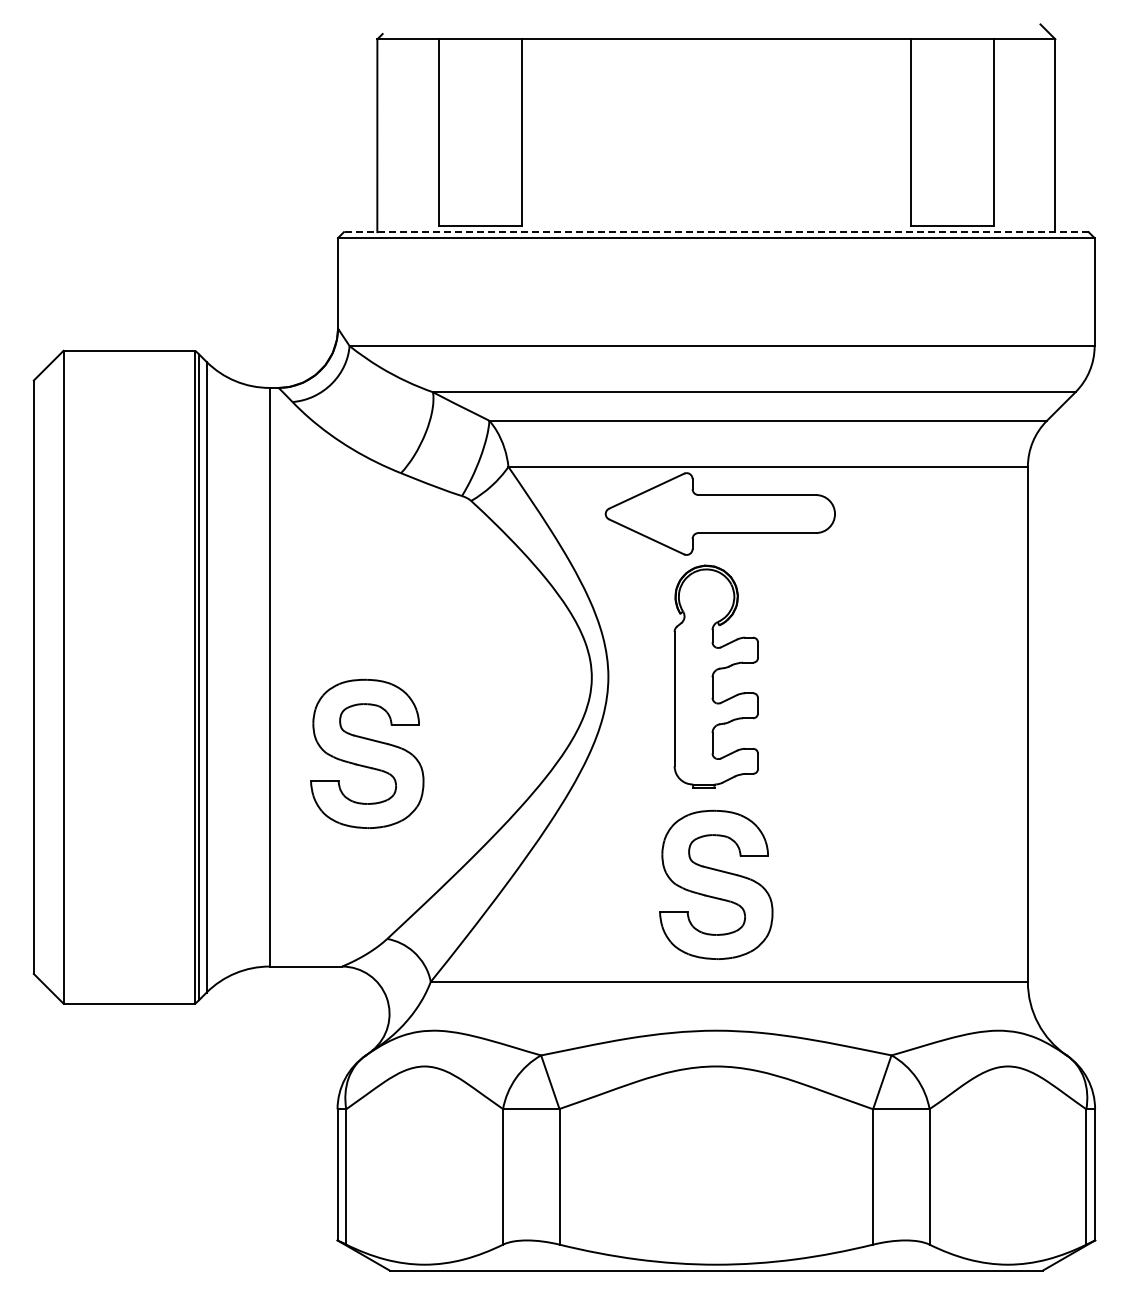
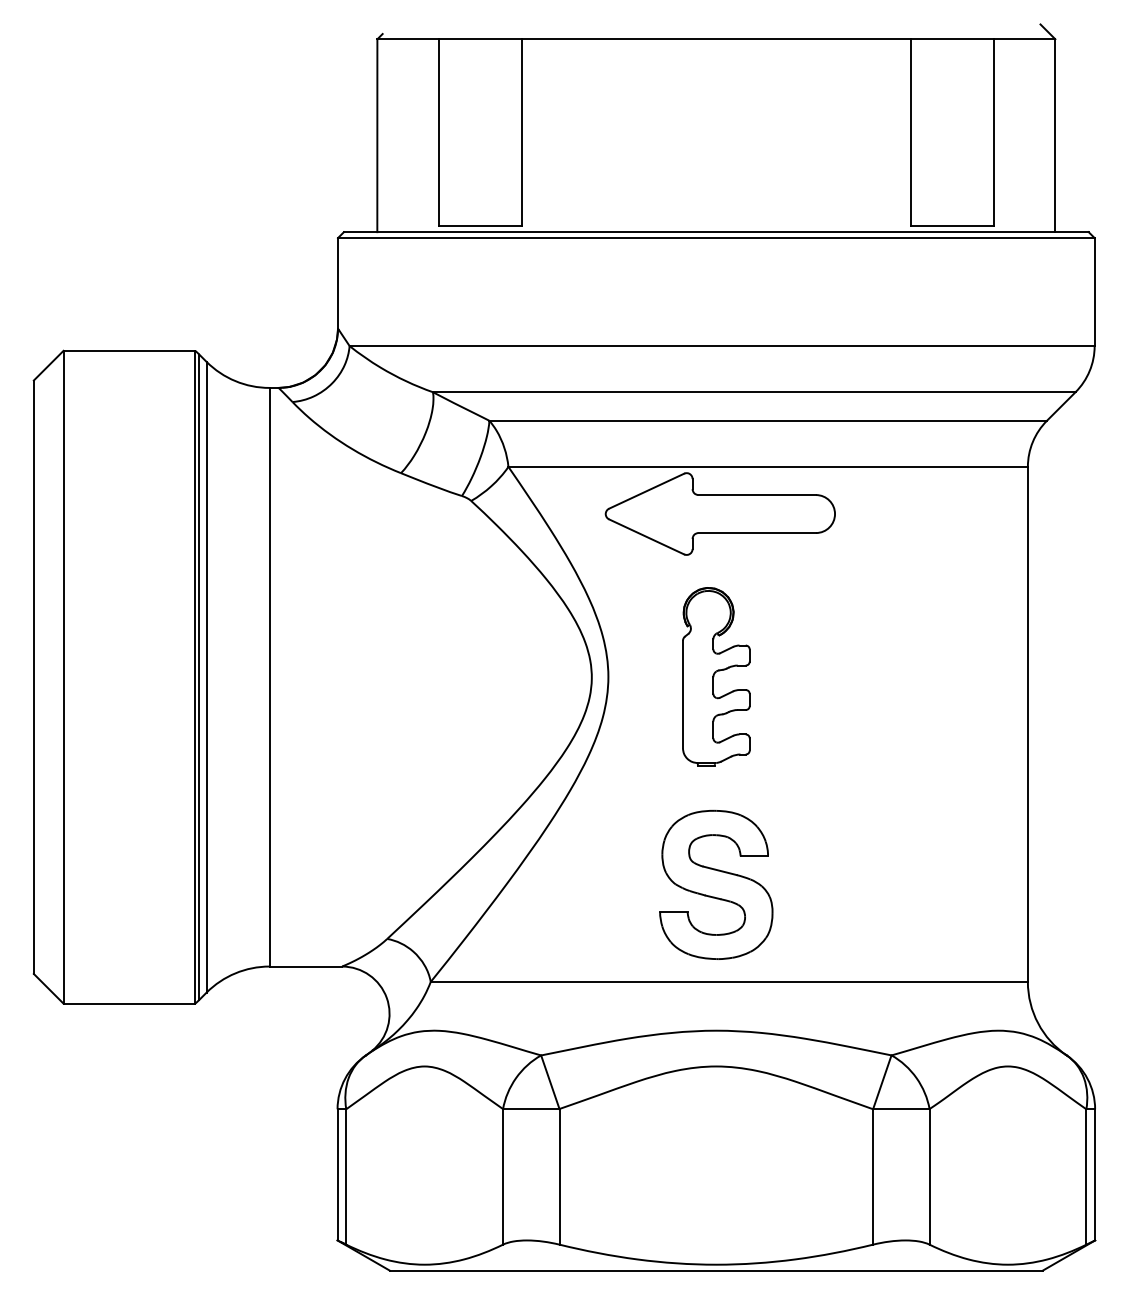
line: dashed -> solid (715, 232)
part size: 86x225 px -> 69x180 px (716, 676)
part: present -> none (367, 753)
